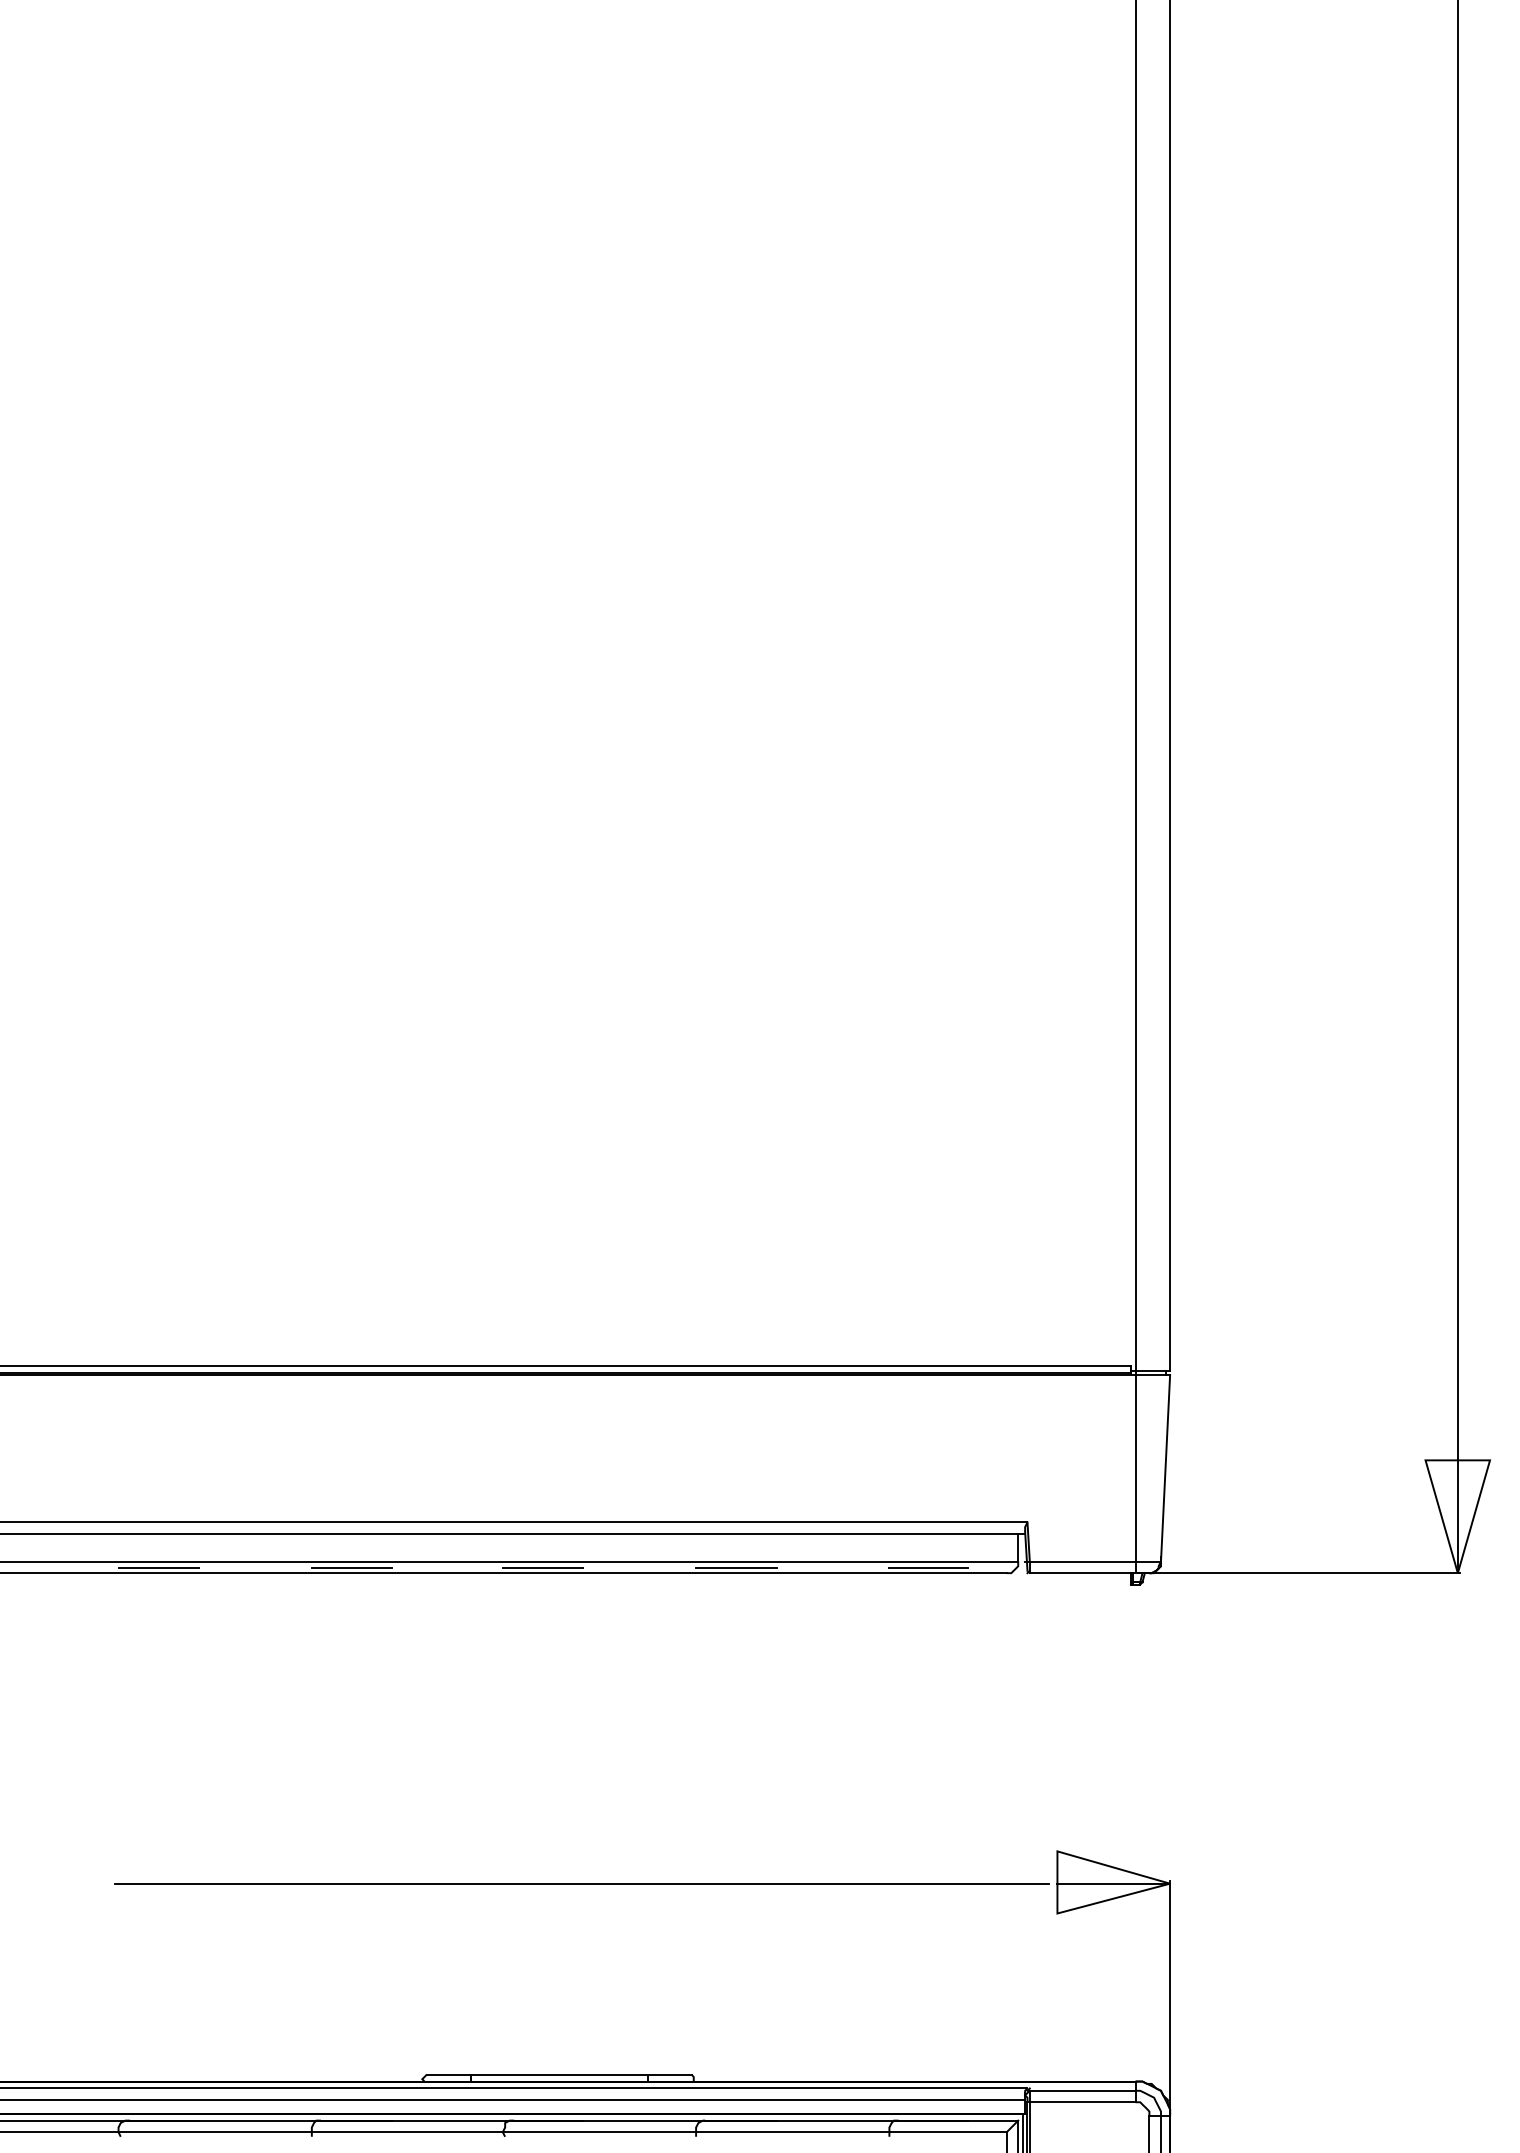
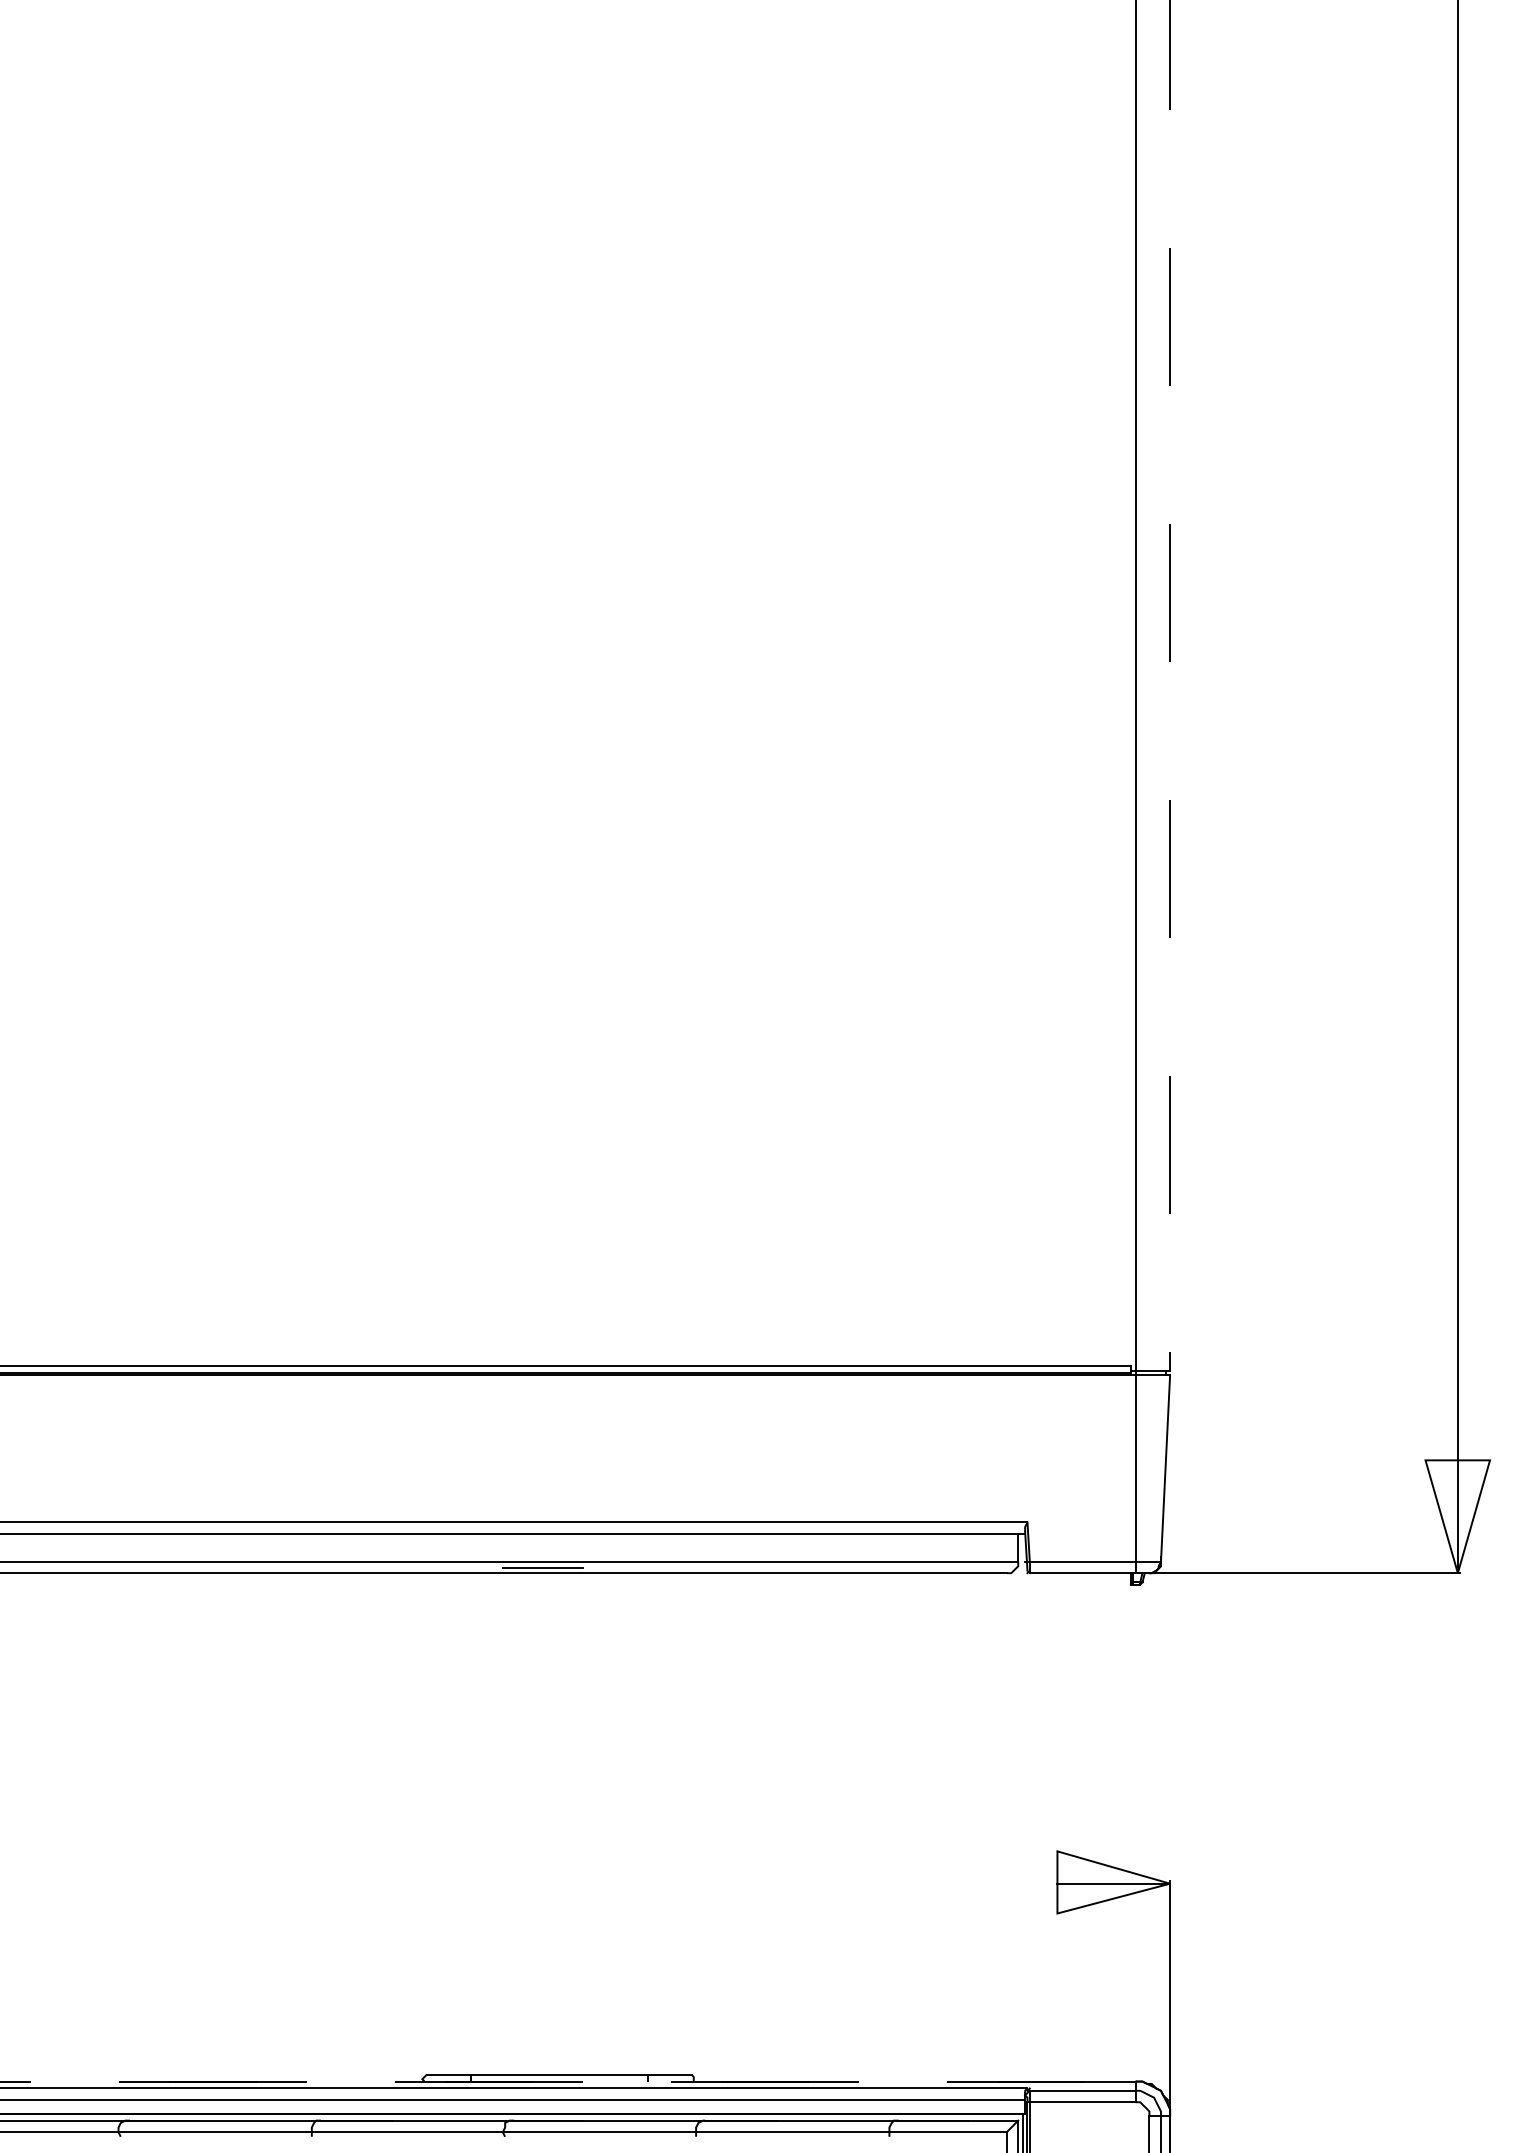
line: solid -> dashed (1170, 685)
line: present -> none (158, 1568)
line: present -> none (351, 1568)
line: present -> none (736, 1568)
line: present -> none (928, 1568)
line: present -> none (581, 1883)
line: solid -> dashed (0, 2081)
